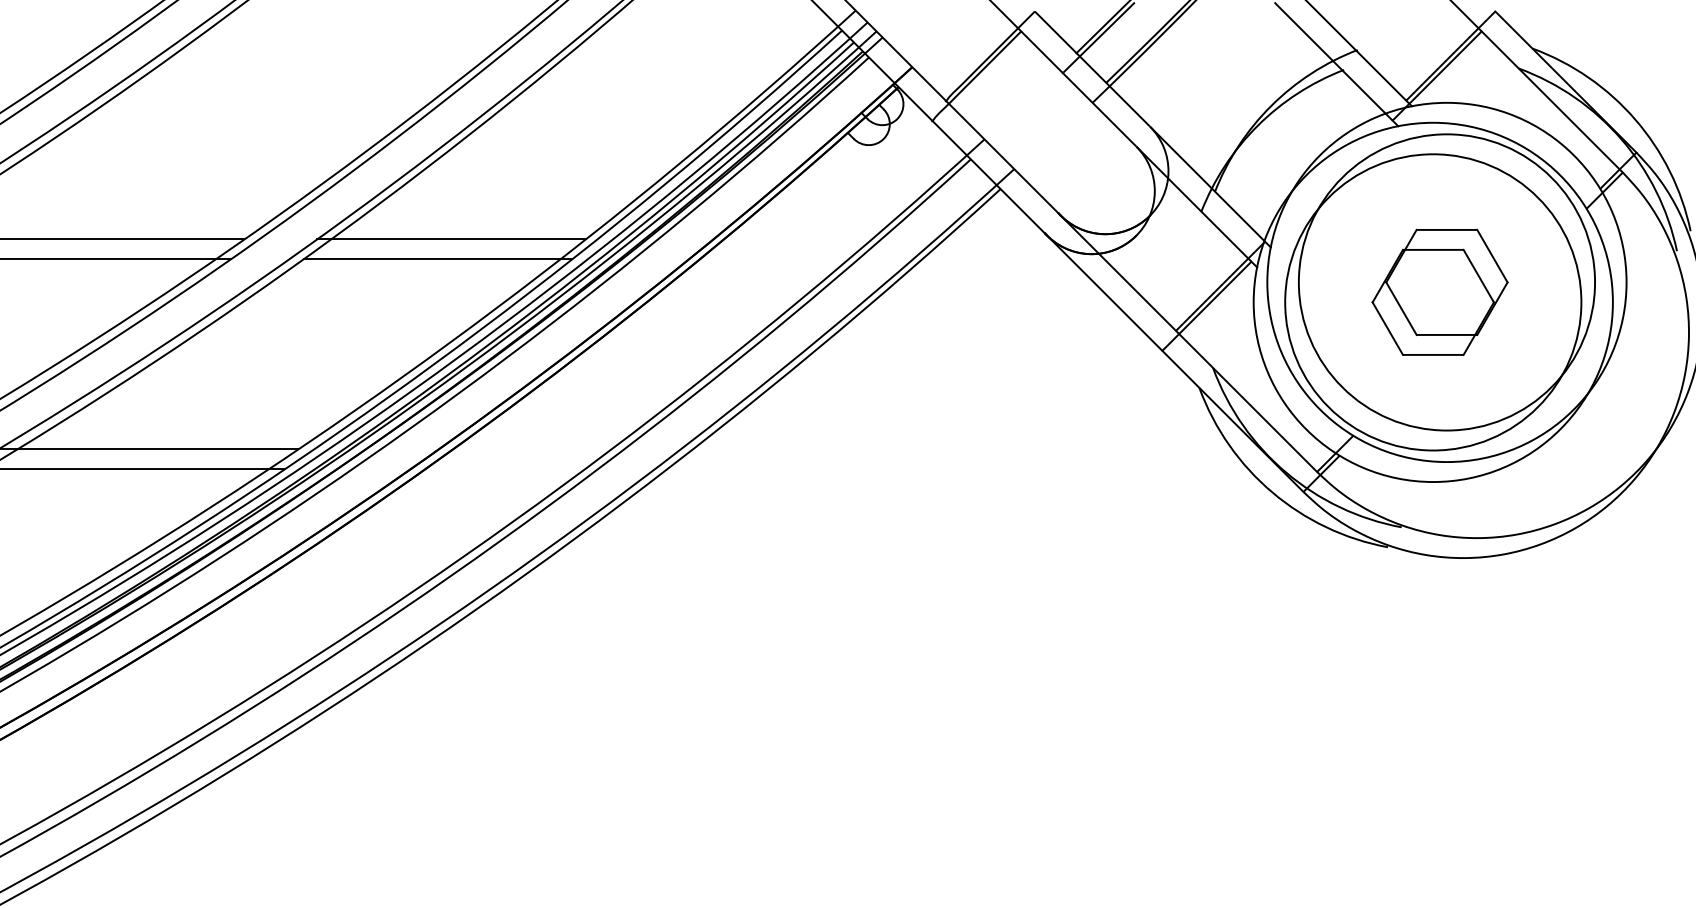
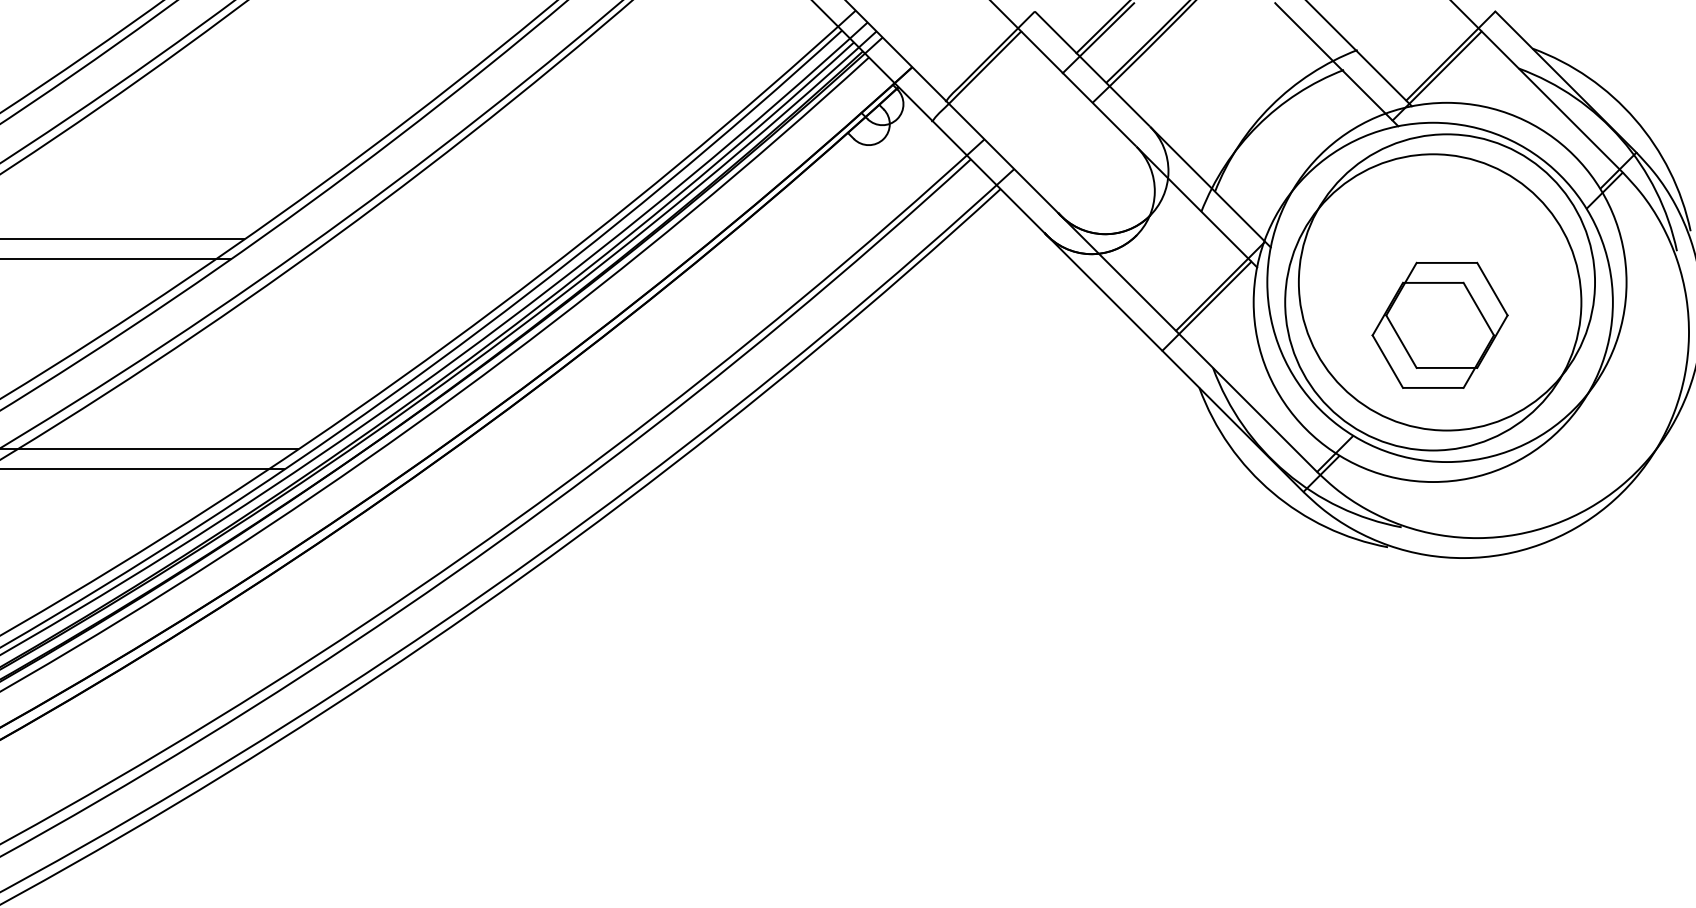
line: present -> none (451, 239)
line: present -> none (437, 259)
part position: (1439, 291) -> (1439, 324) (1439, 324)
